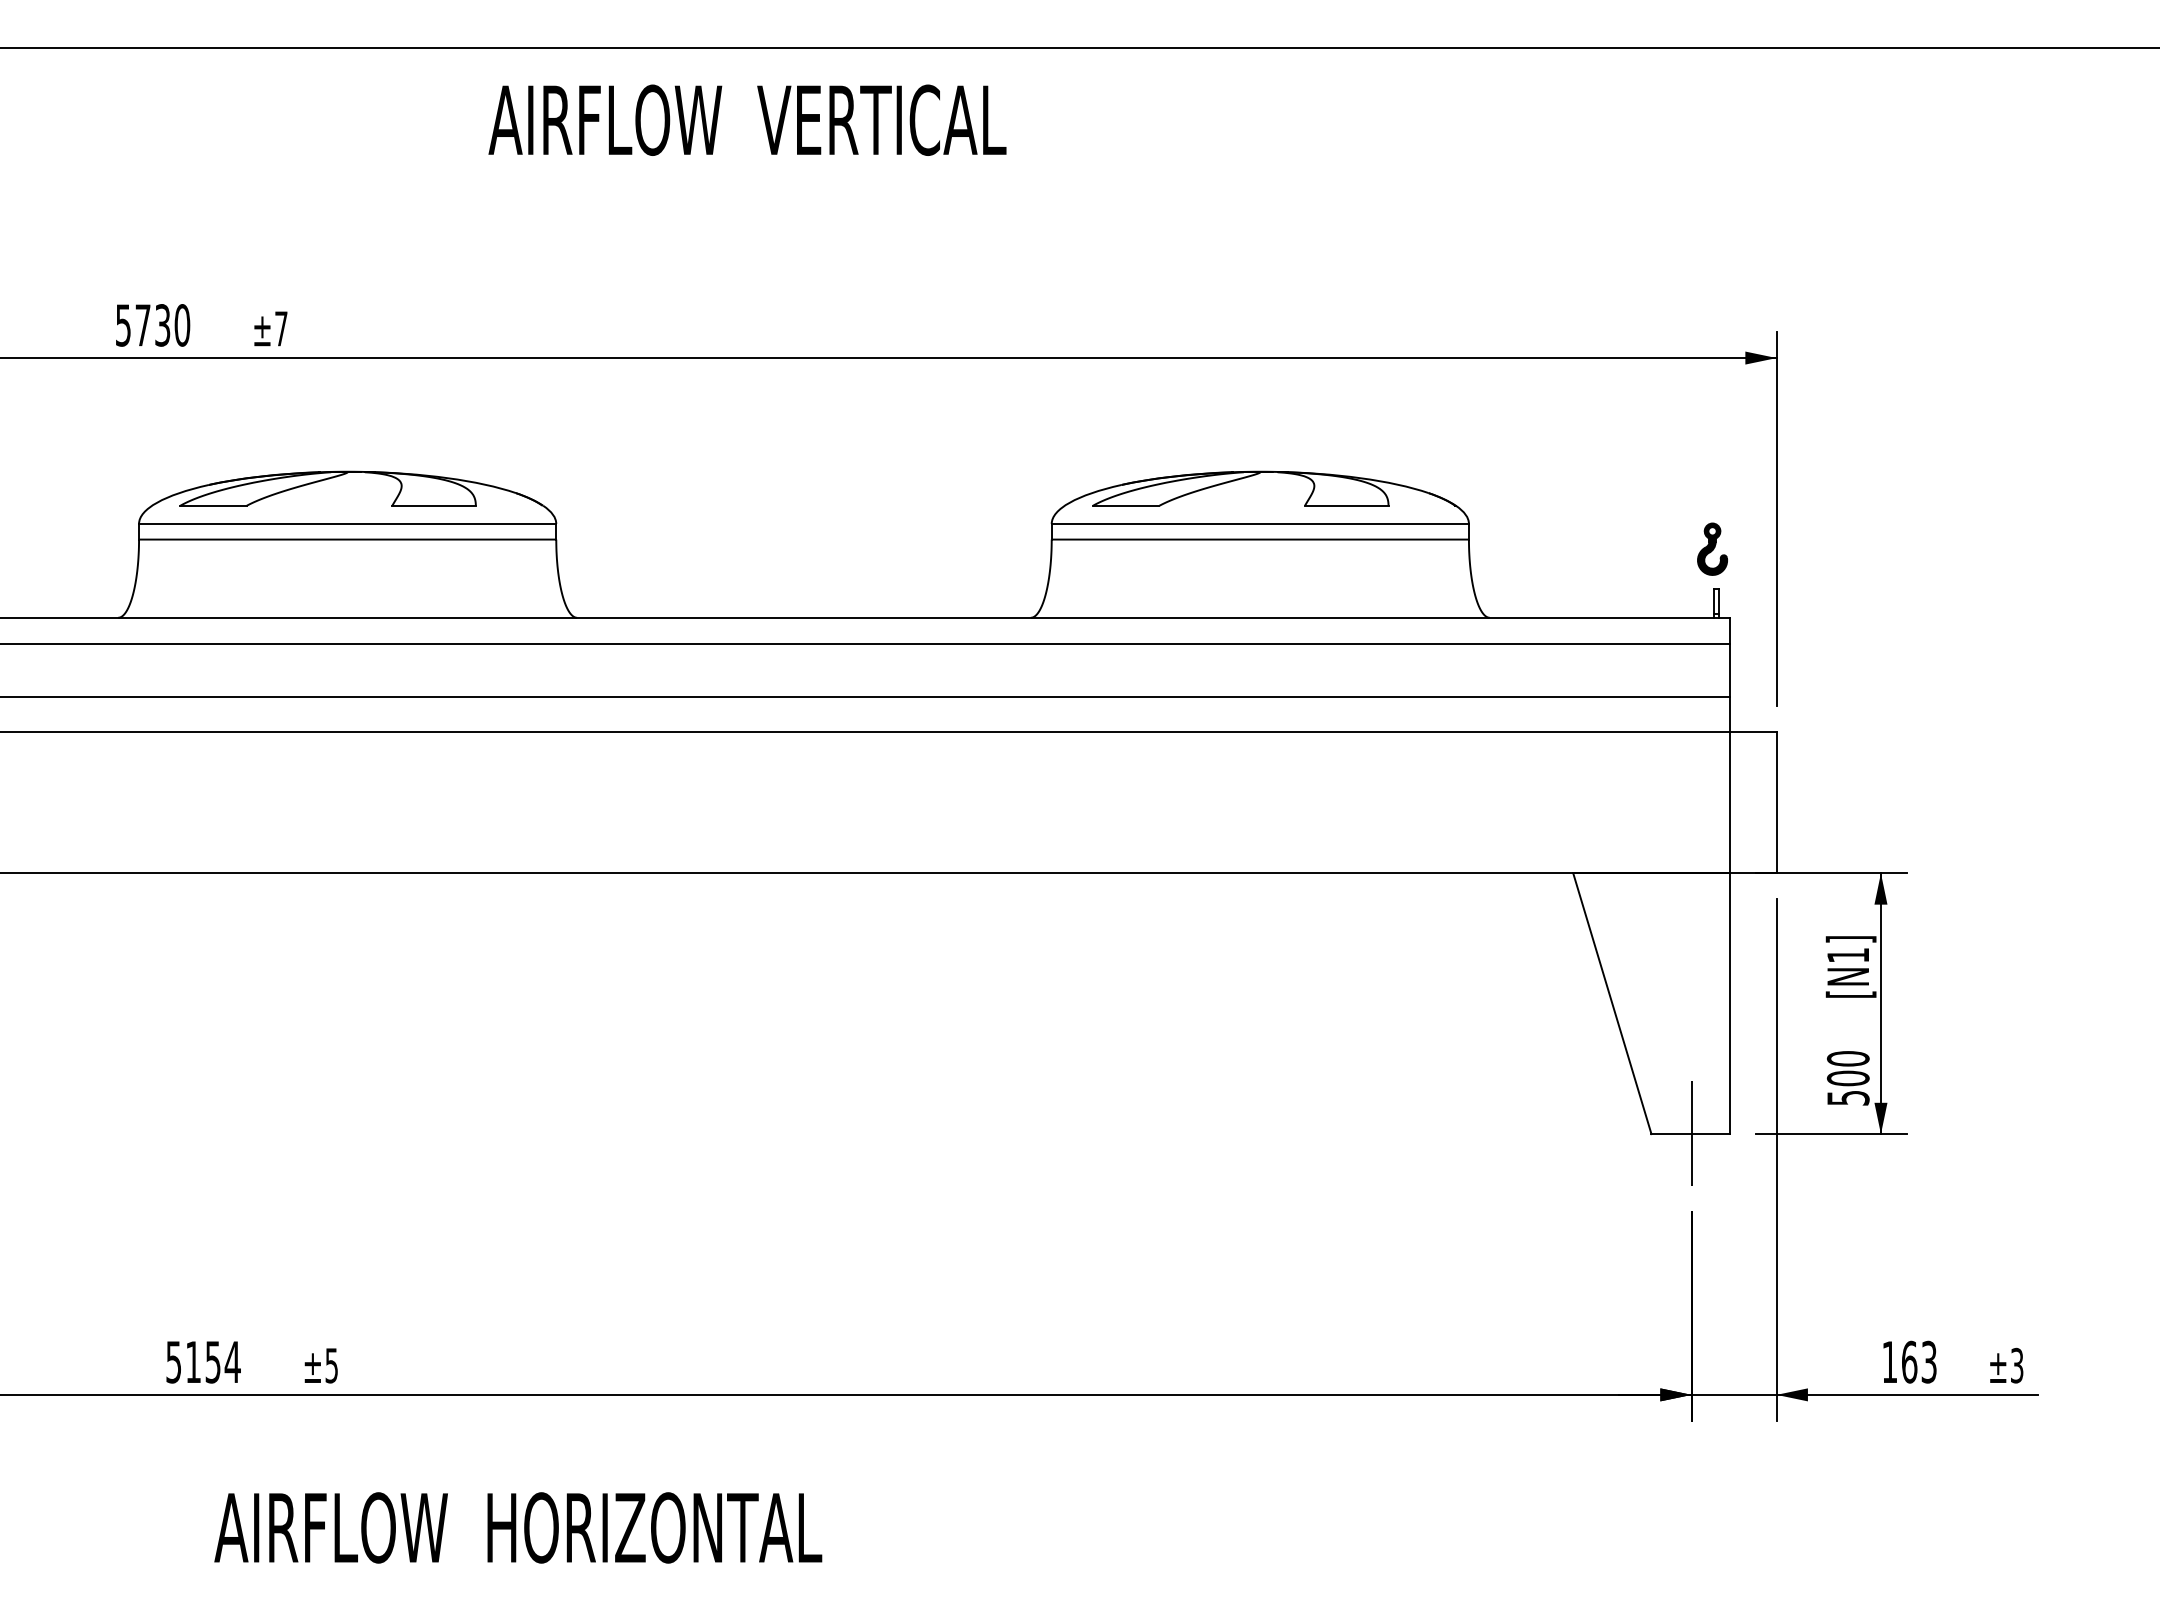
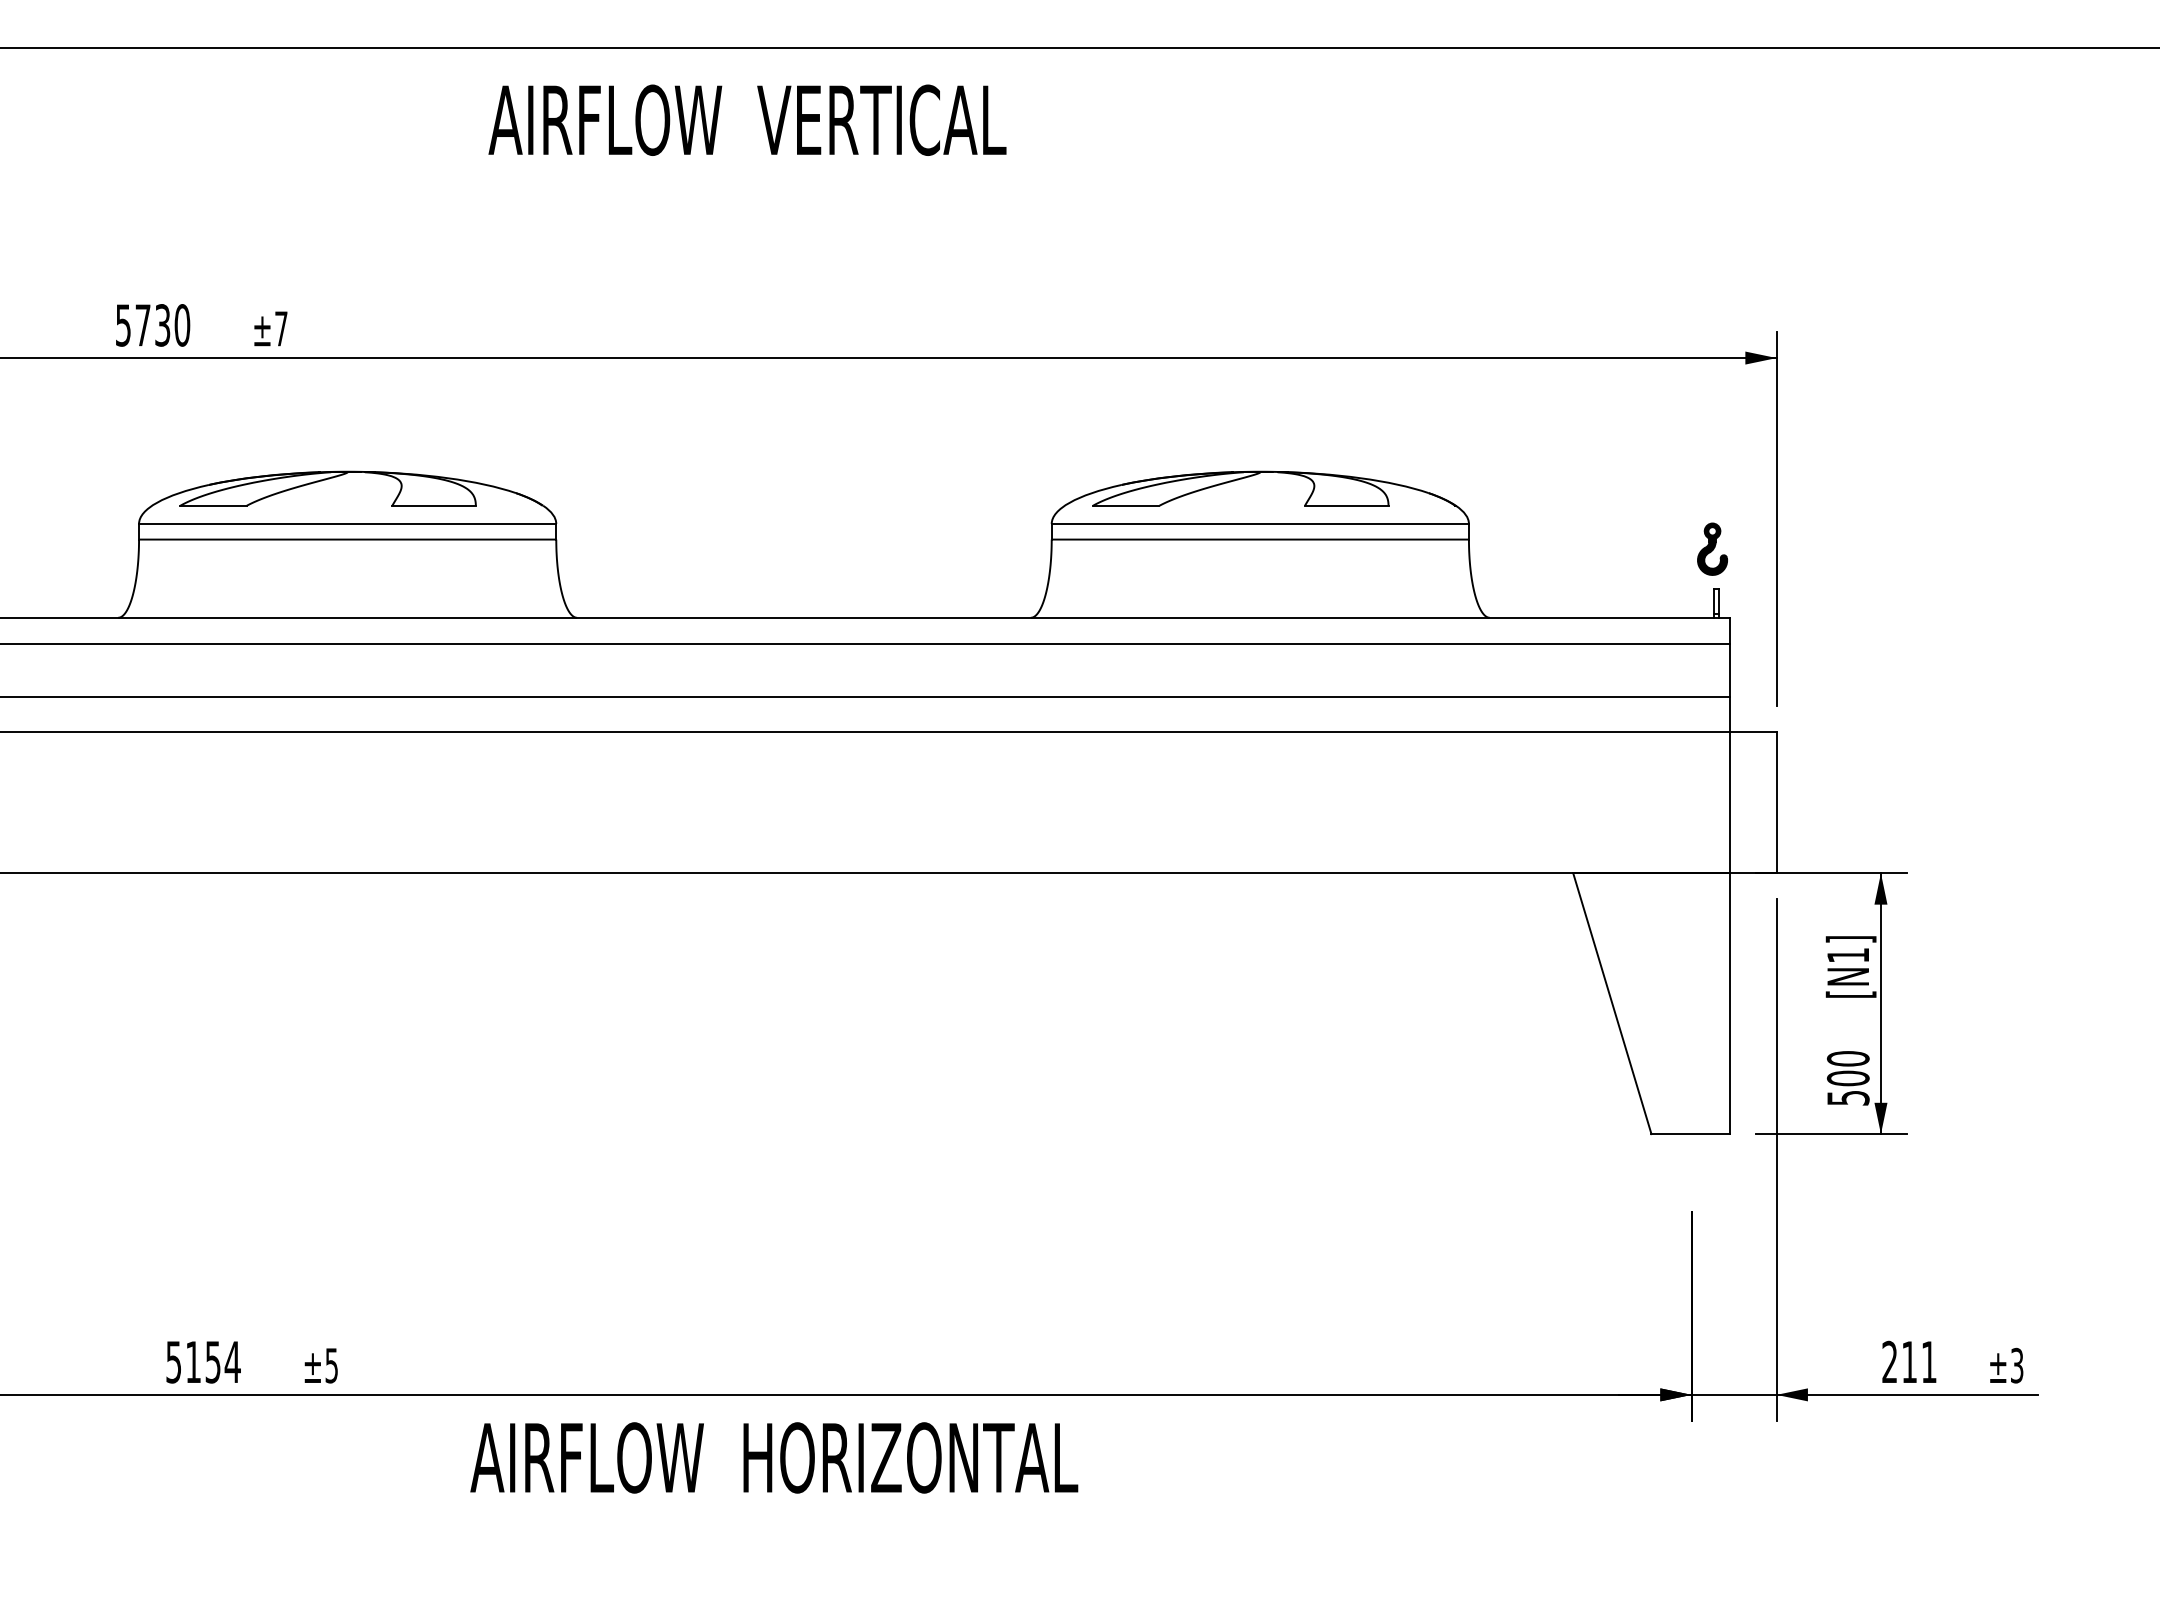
line: present -> none (1691, 1133)
text: 163 -> 211 (1909, 1361)
text position: (518, 1527) -> (774, 1457) (774, 1457)
